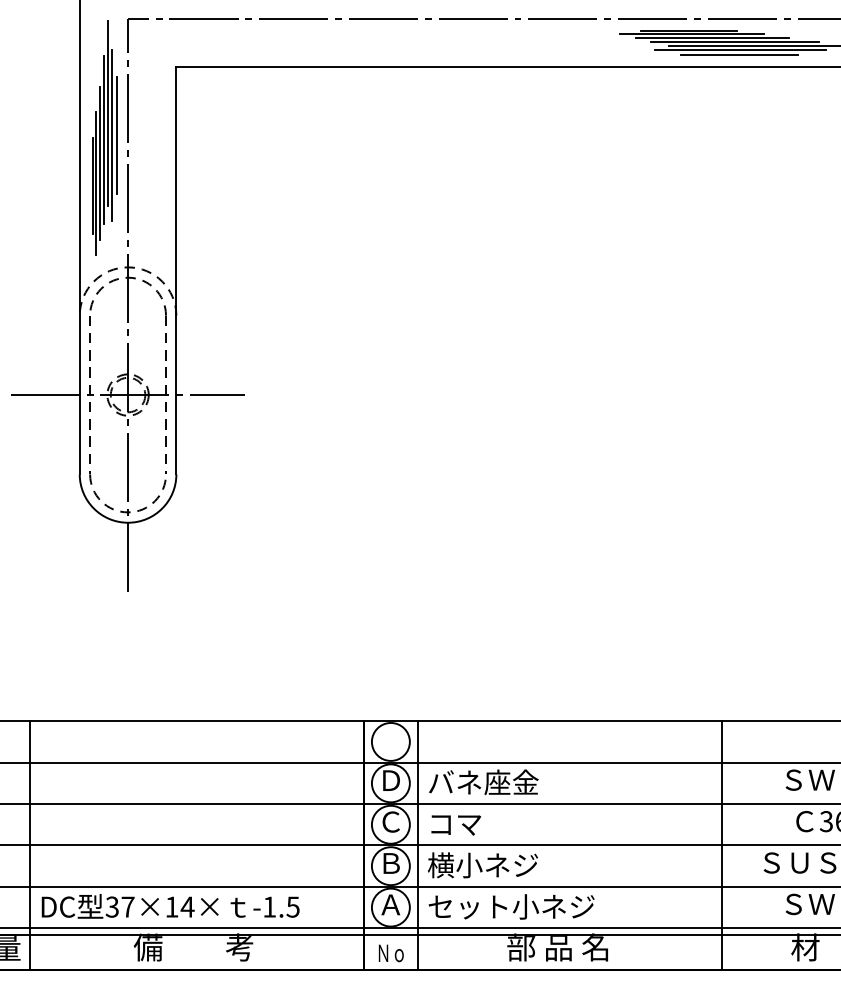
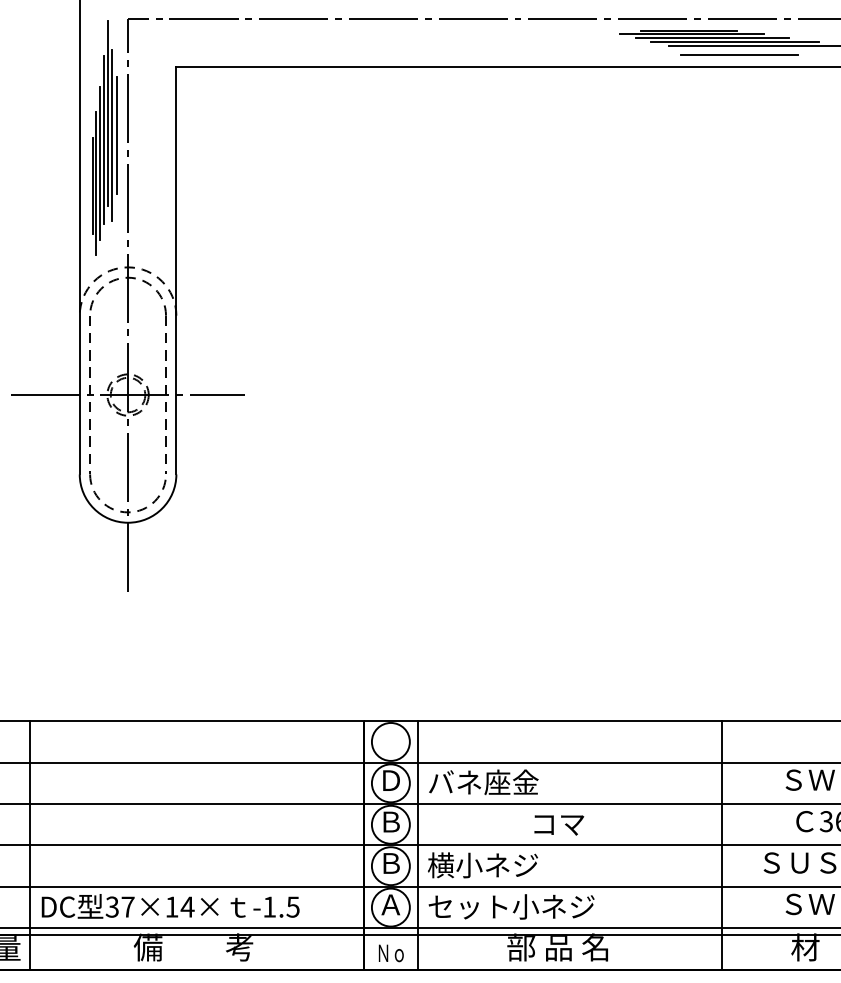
line: present -> none (739, 50)
text: Ｃ -> Ｂ (390, 821)
text position: (456, 825) -> (559, 825) (559, 825)
